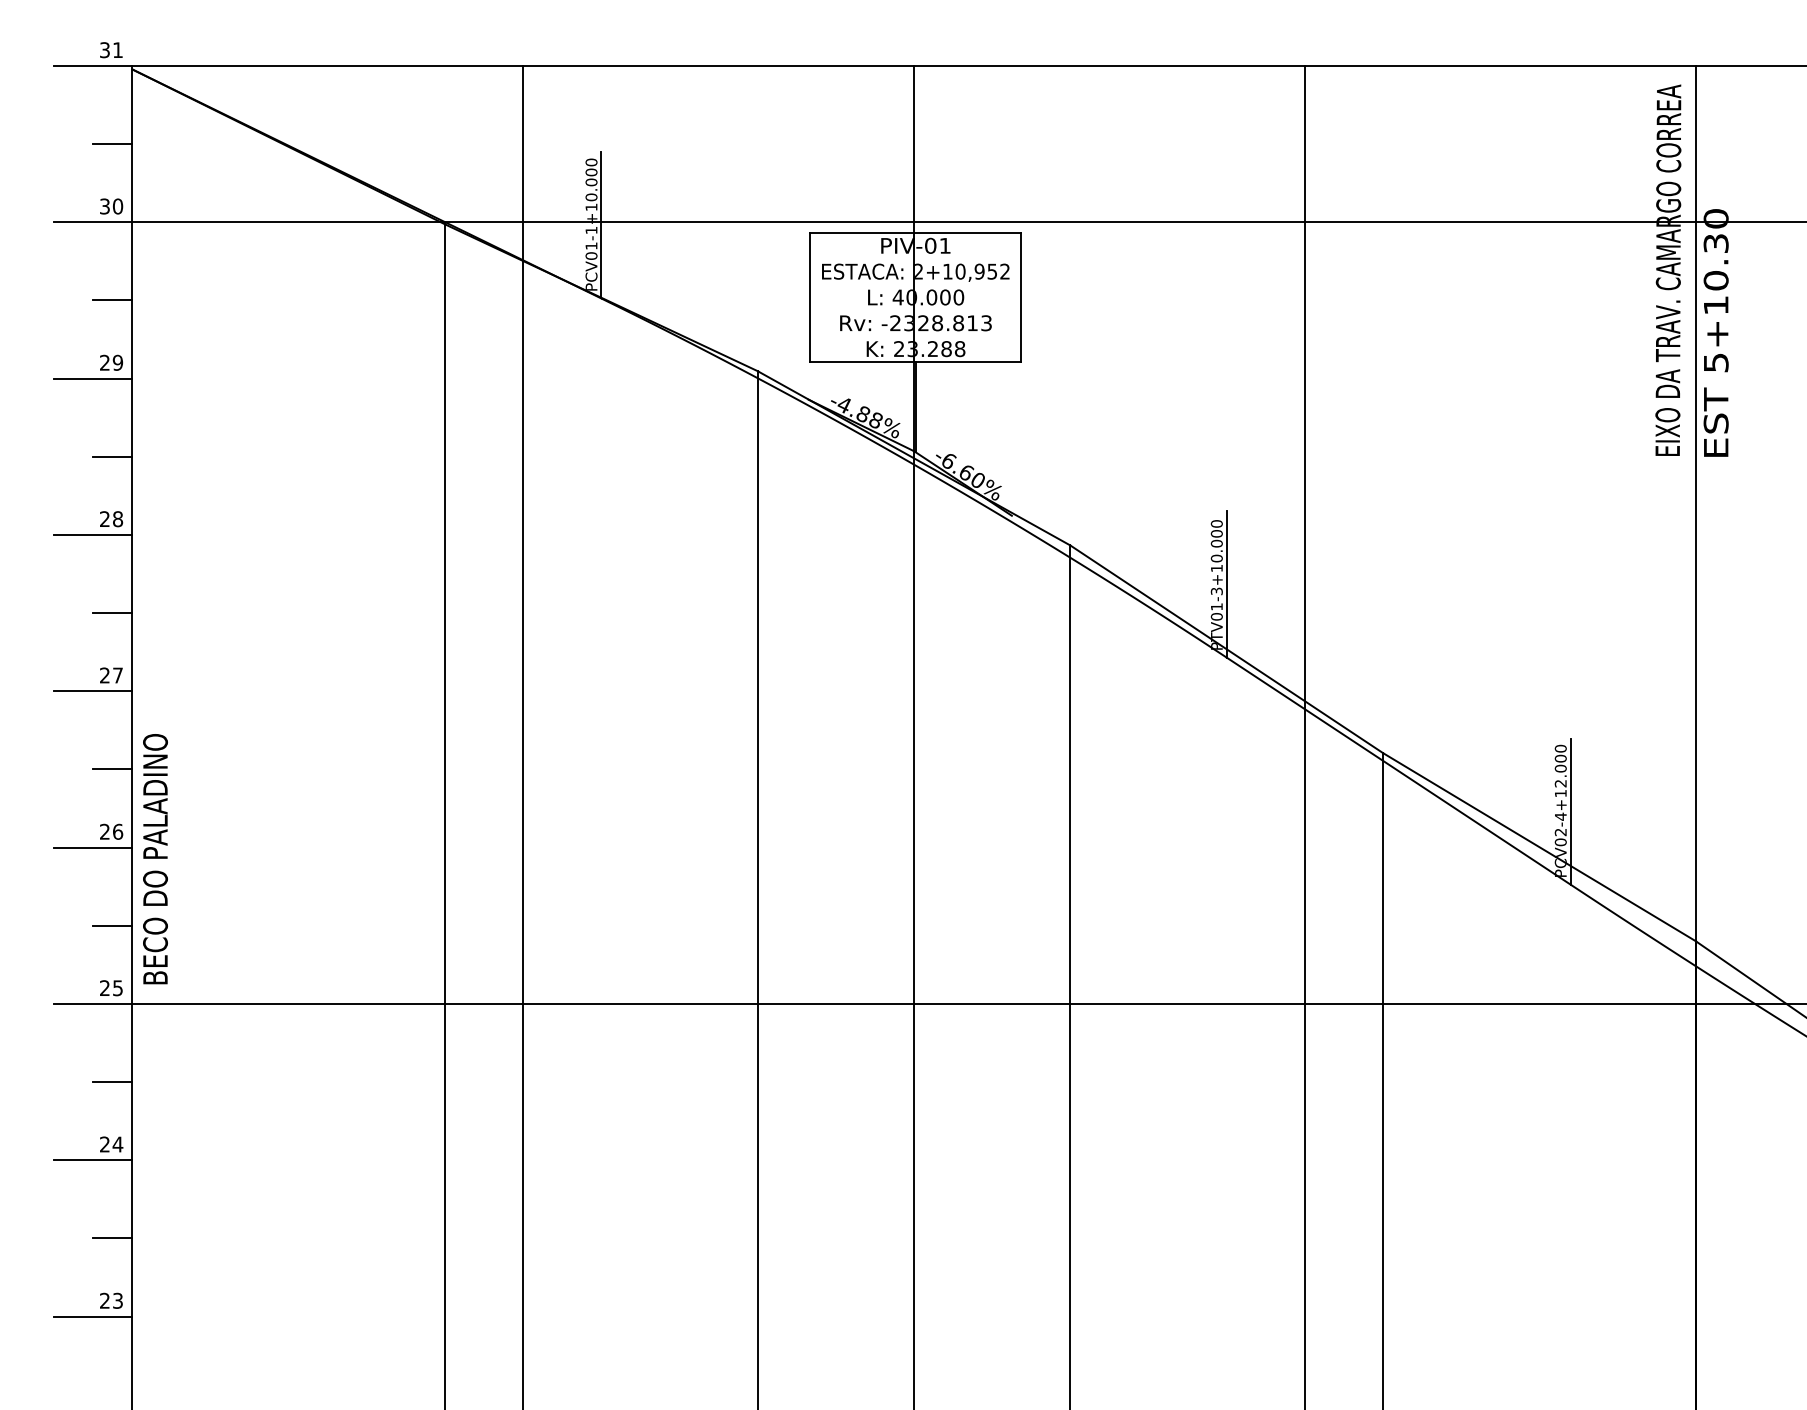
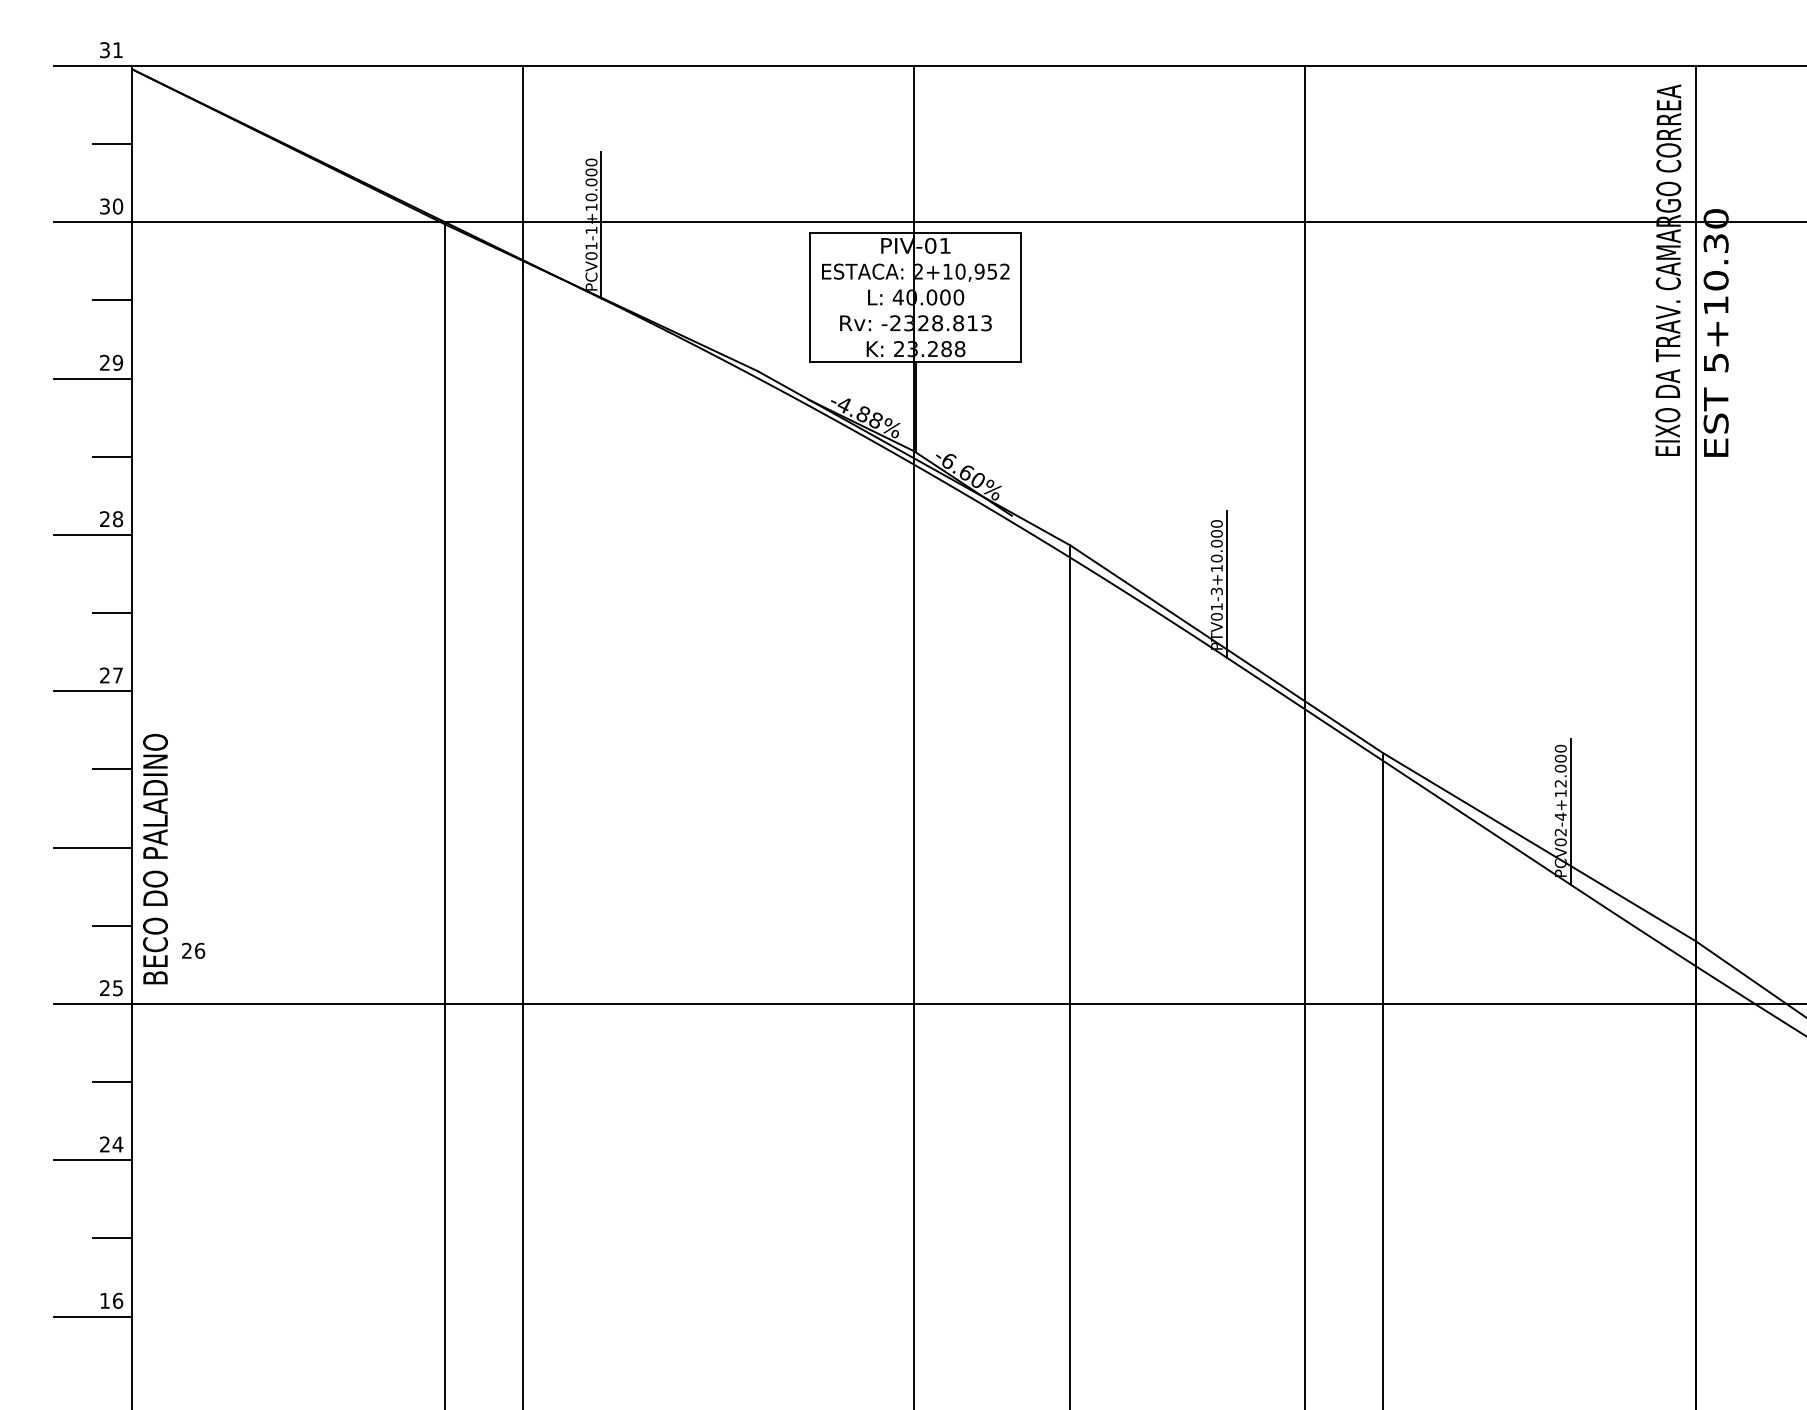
text position: (111, 831) -> (193, 950) (193, 950)
line: present -> none (757, 888)
text: 23 -> 16 (111, 1300)
